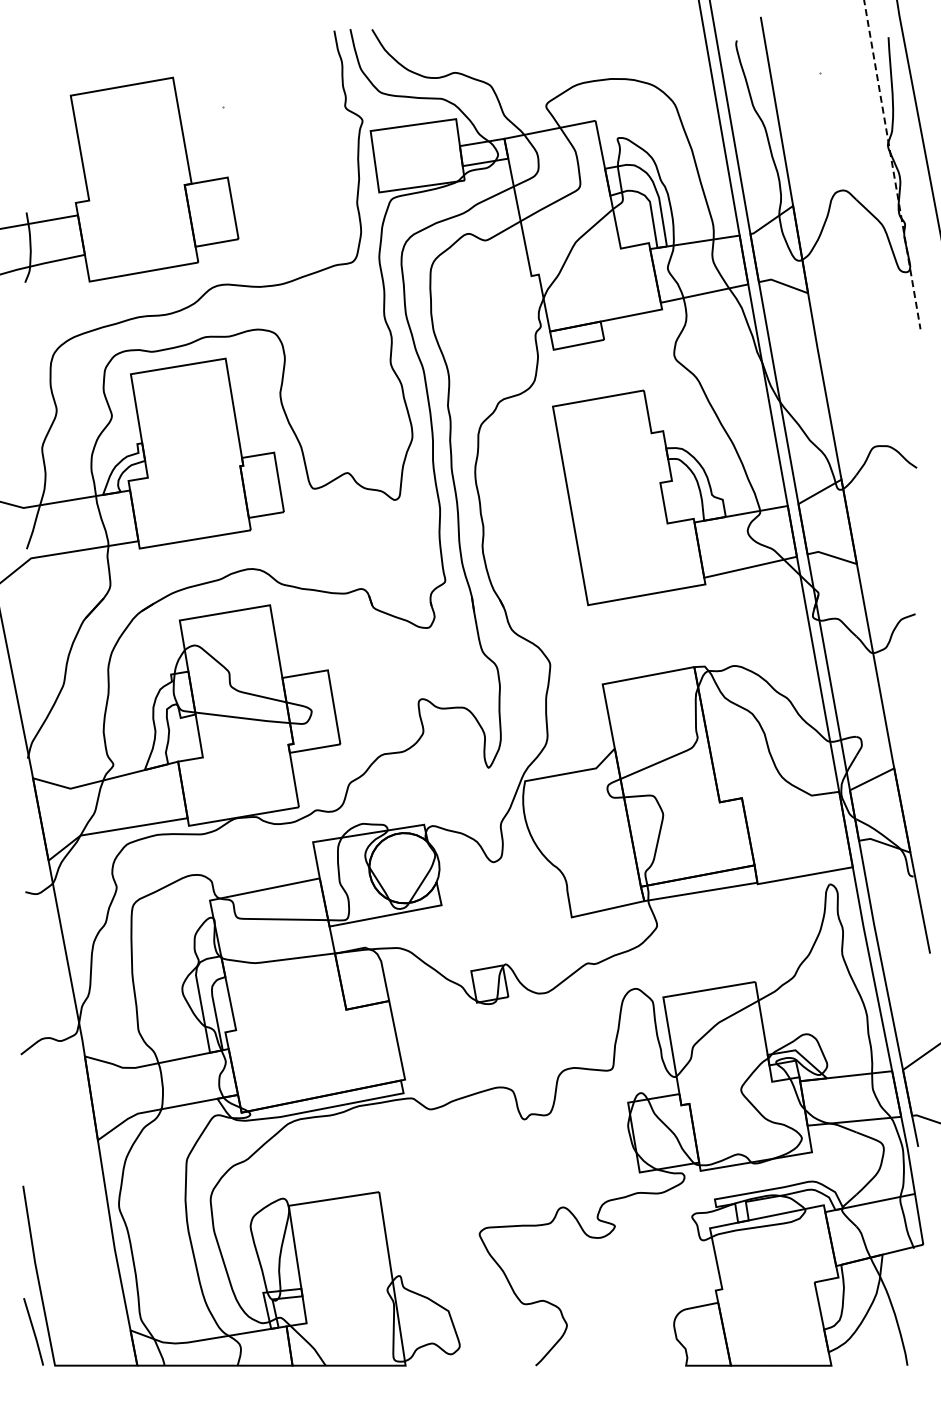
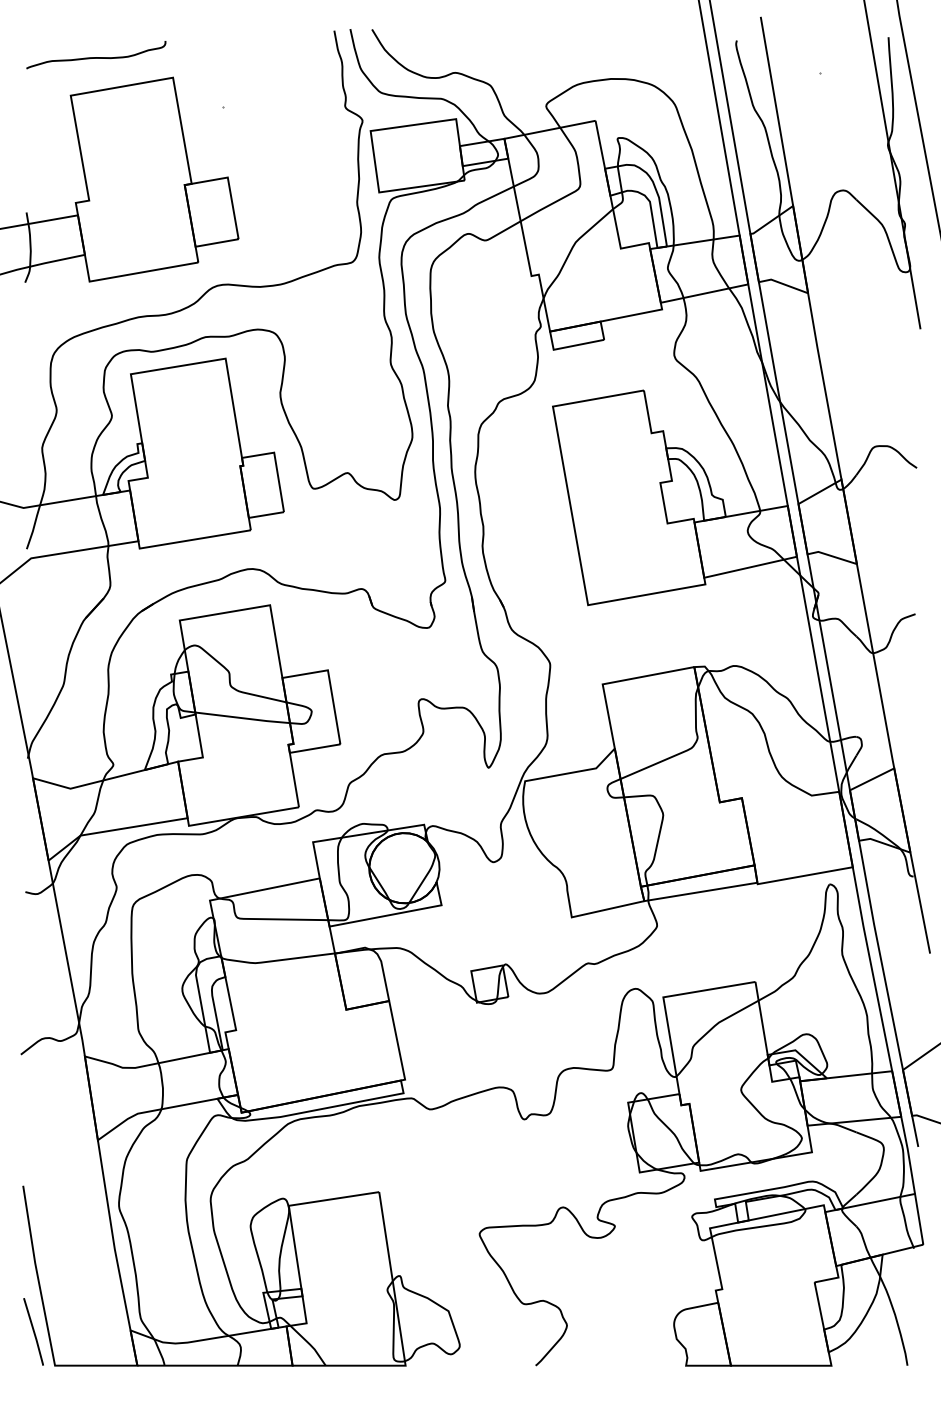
curve: none -> present (96, 57)
line: dashed -> solid (892, 164)
